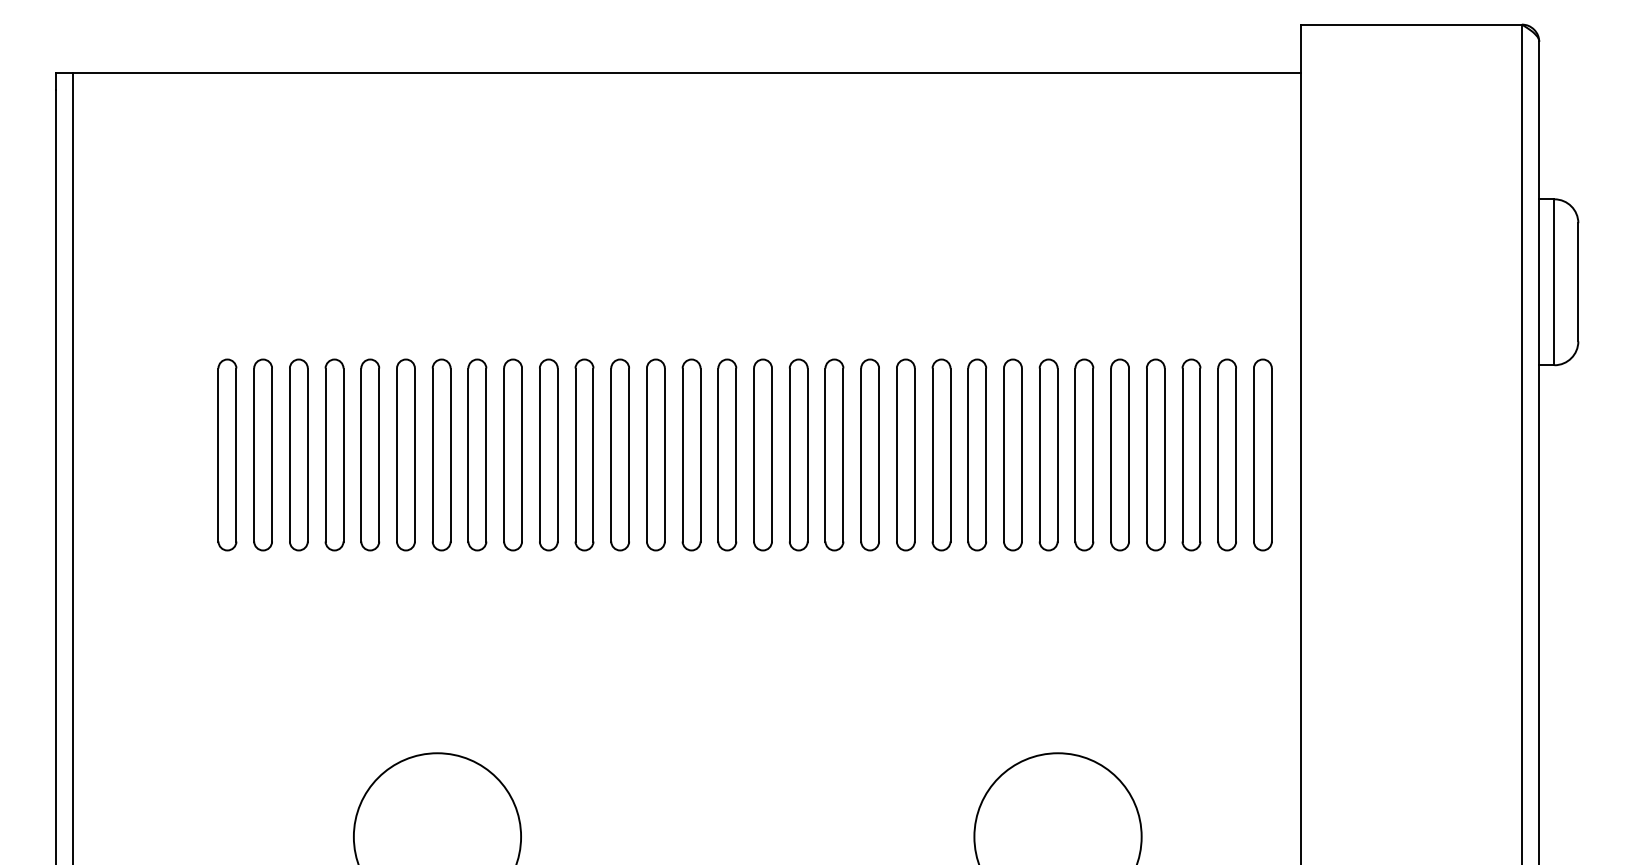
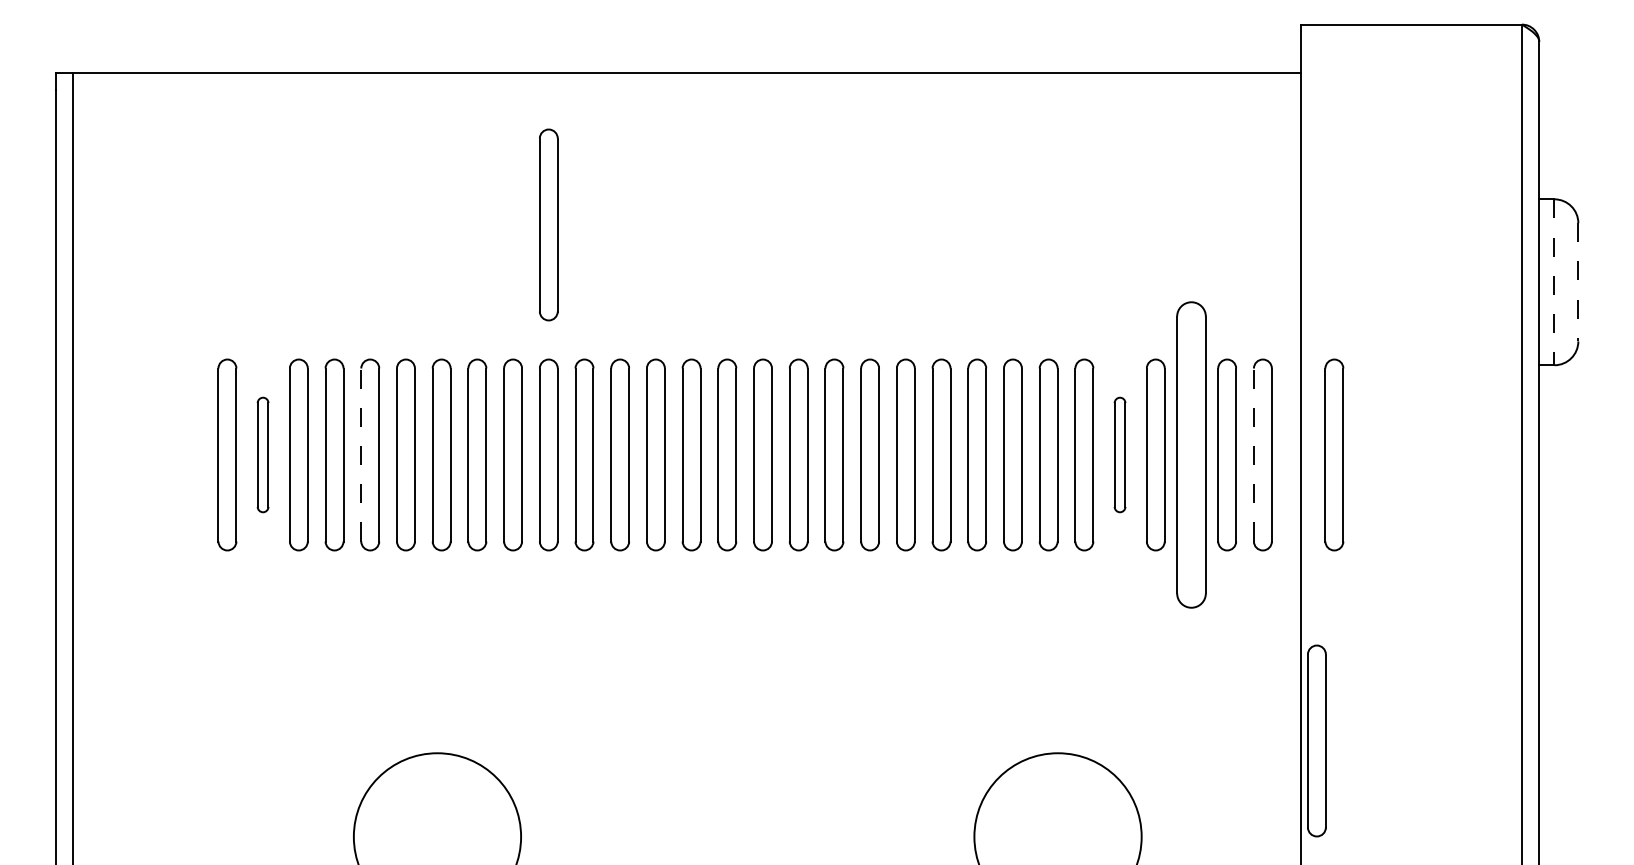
part: none -> present (548, 224)
line: solid -> dashed (1554, 282)
line: solid -> dashed (1578, 282)
part size: 20x194 px -> 14x118 px (262, 454)
line: solid -> dashed (361, 454)
part size: 20x194 px -> 14x118 px (1119, 454)
part size: 21x194 px -> 31x308 px (1191, 454)
line: solid -> dashed (1253, 454)
part: none -> present (1334, 454)
part: none -> present (1316, 740)
